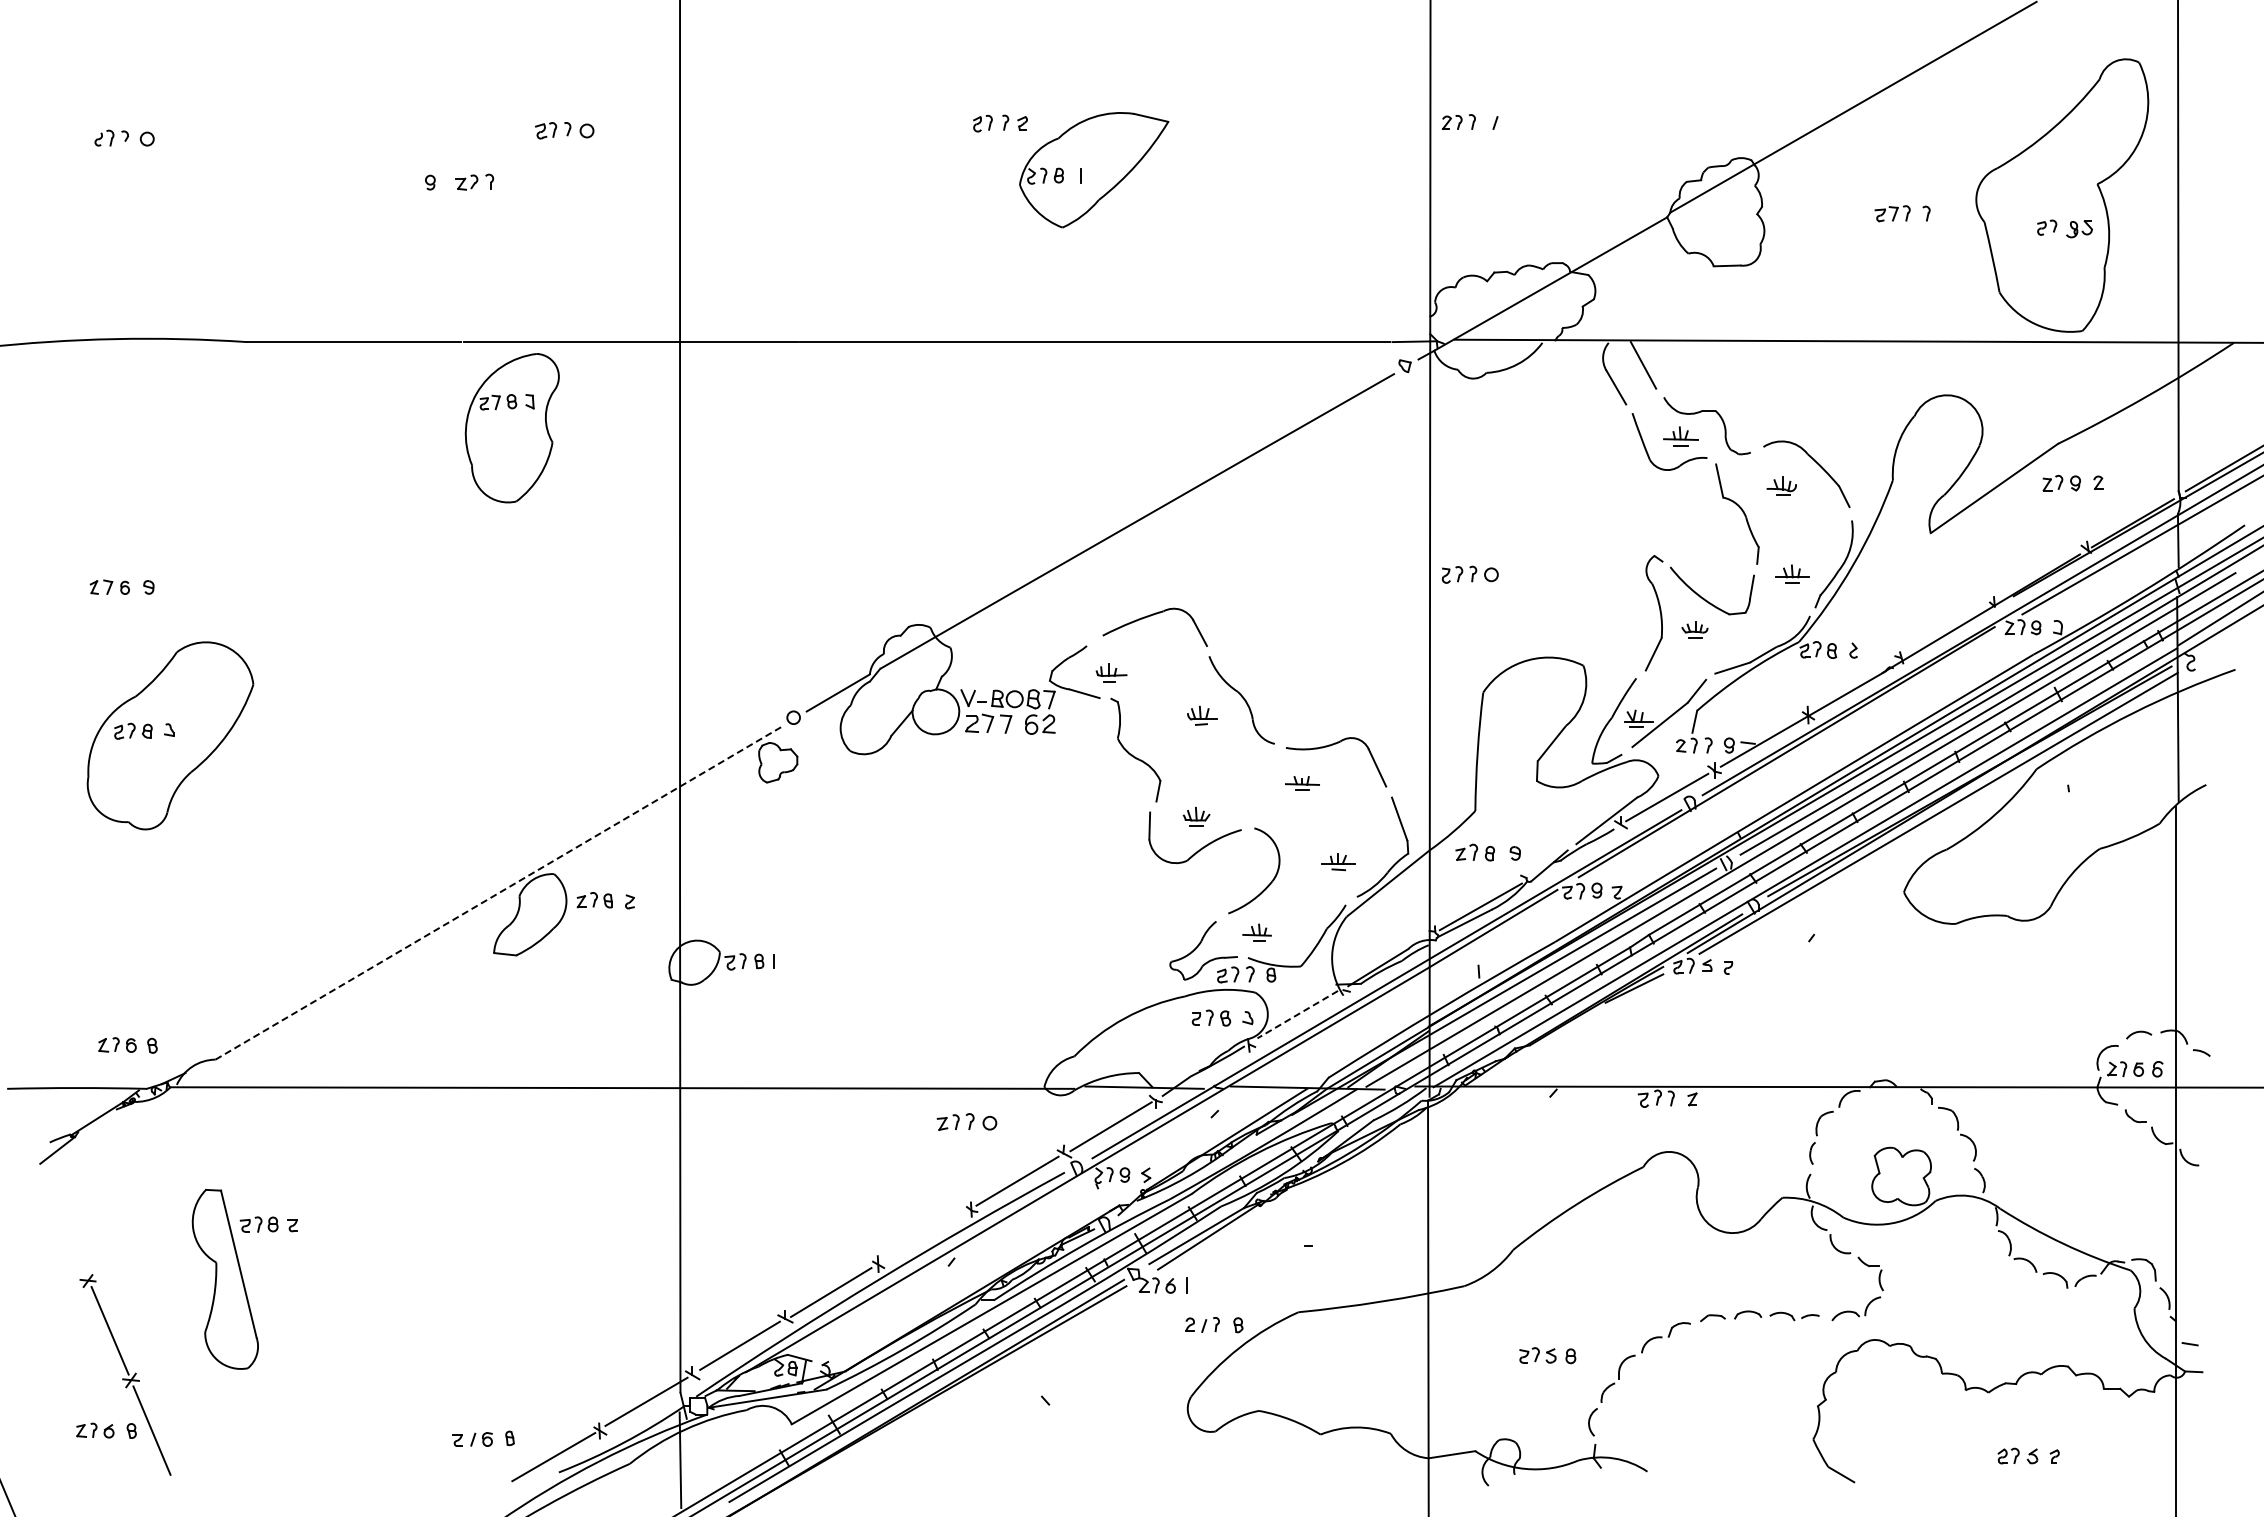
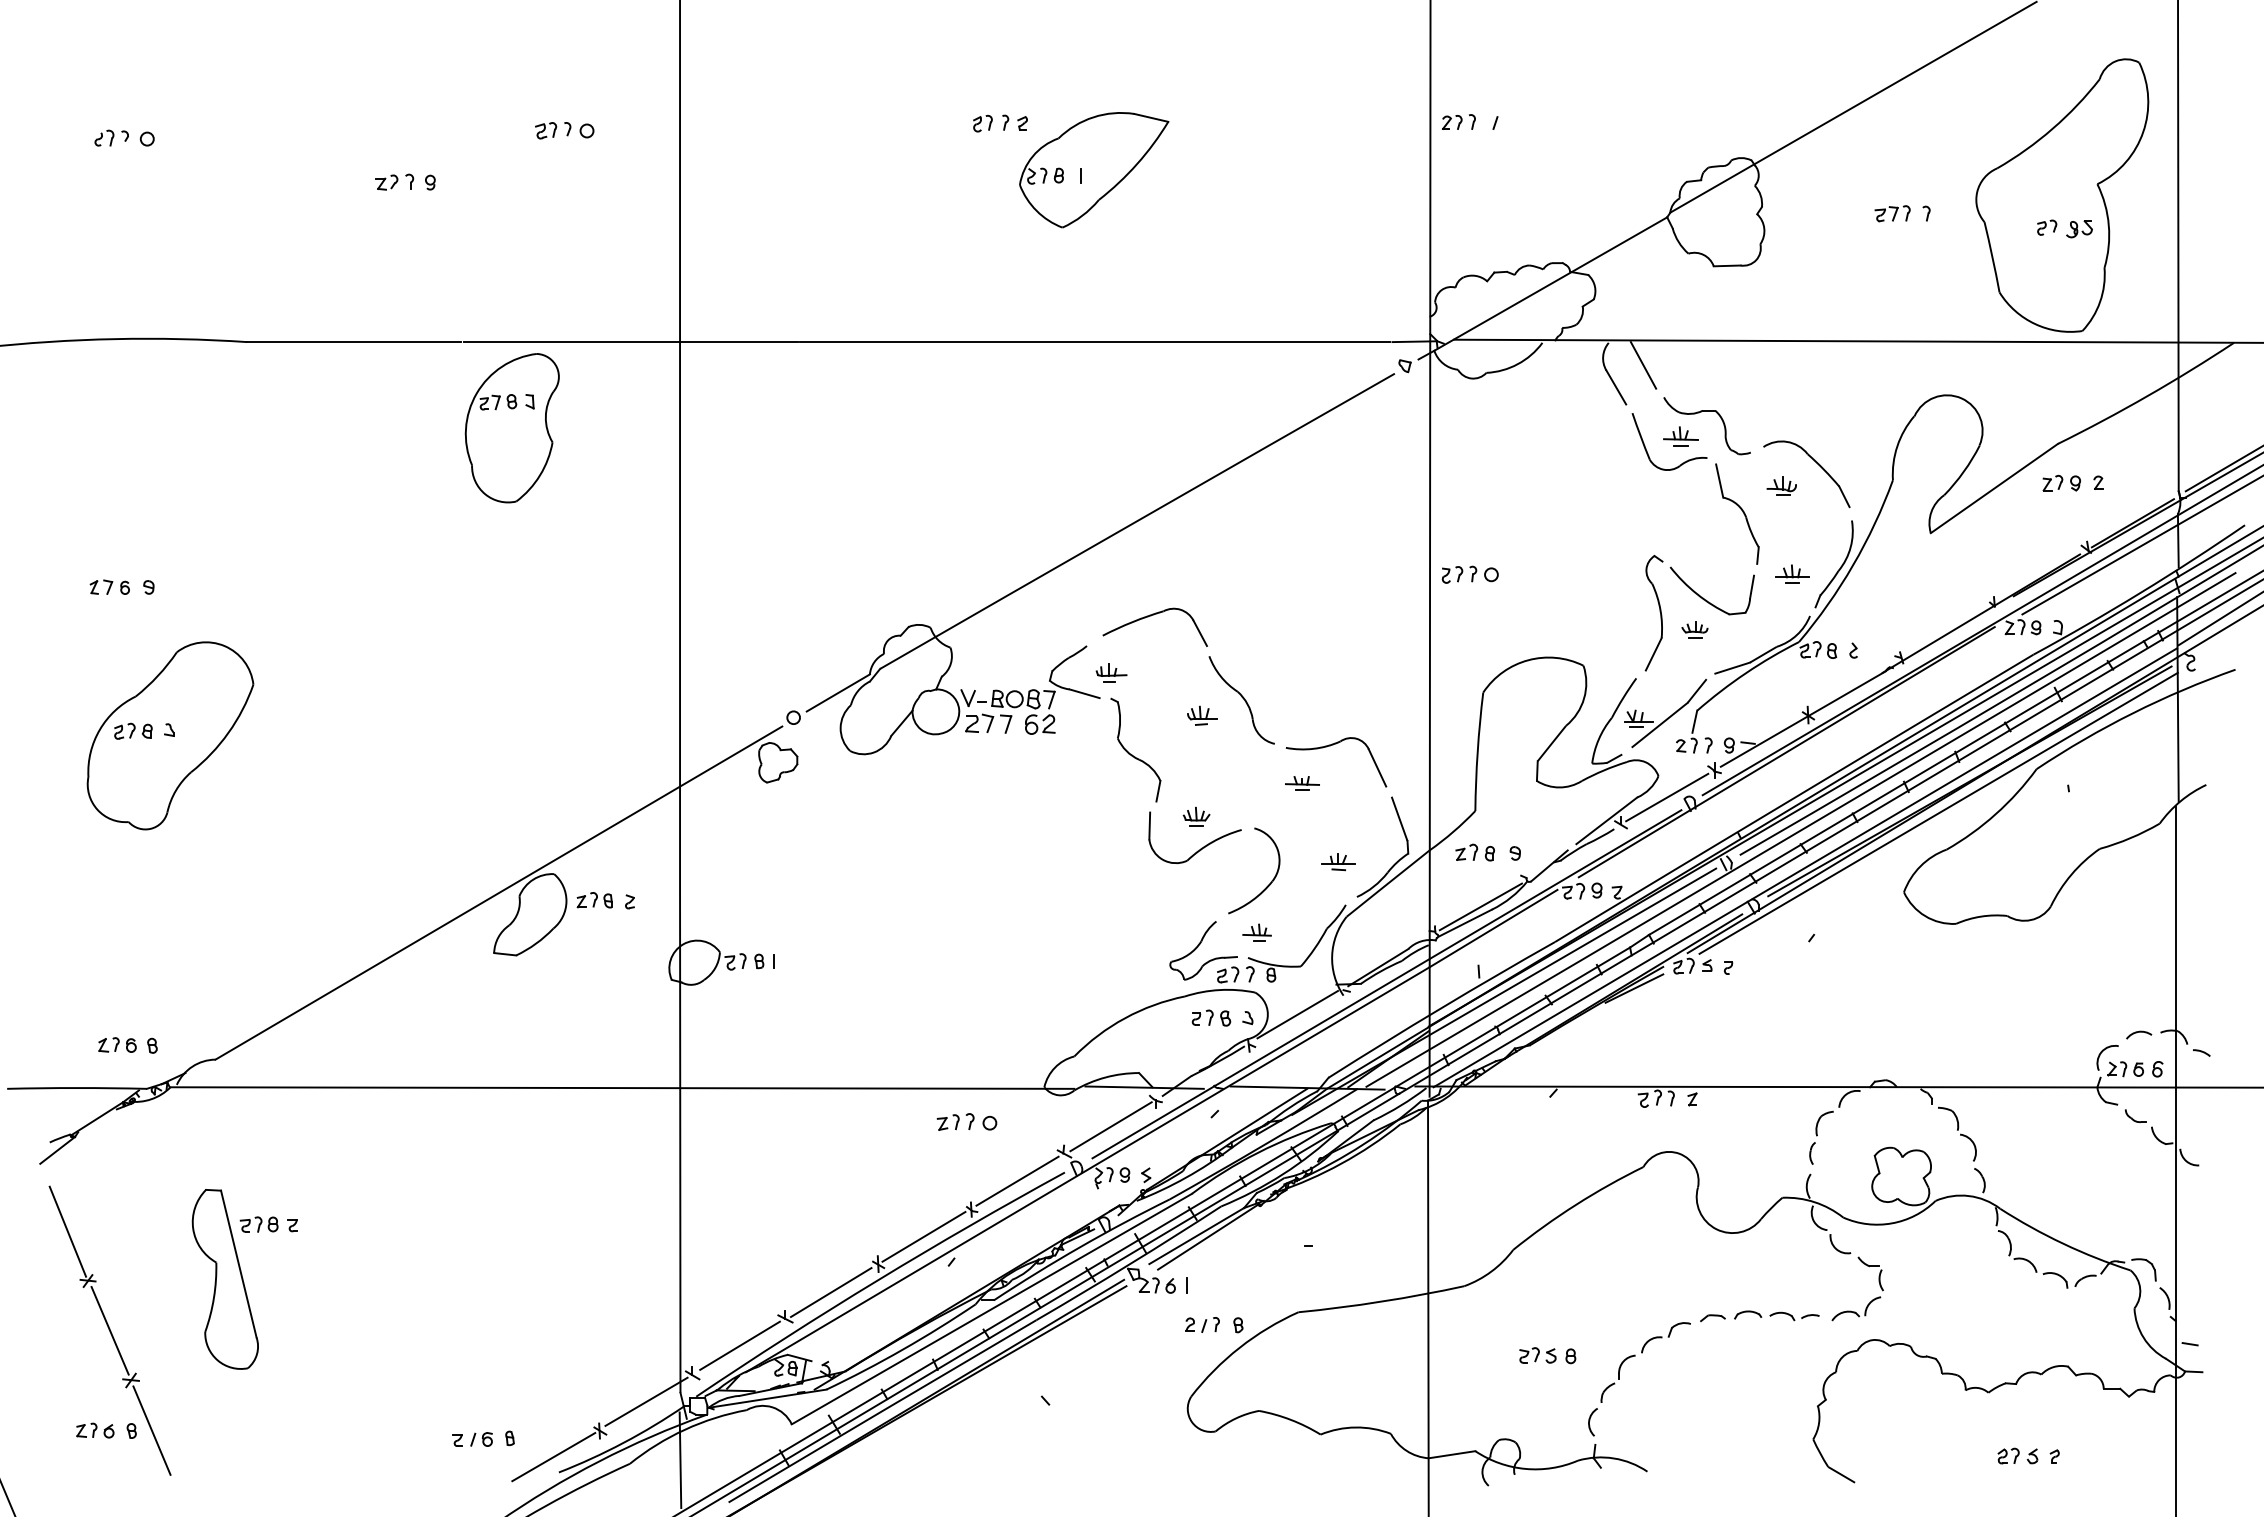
part position: (474, 181) -> (394, 181) (394, 181)
line: dashed -> solid (498, 893)
line: dashed -> solid (1297, 1014)
line: none -> present (67, 1231)
line: none -> present (923, 1236)
